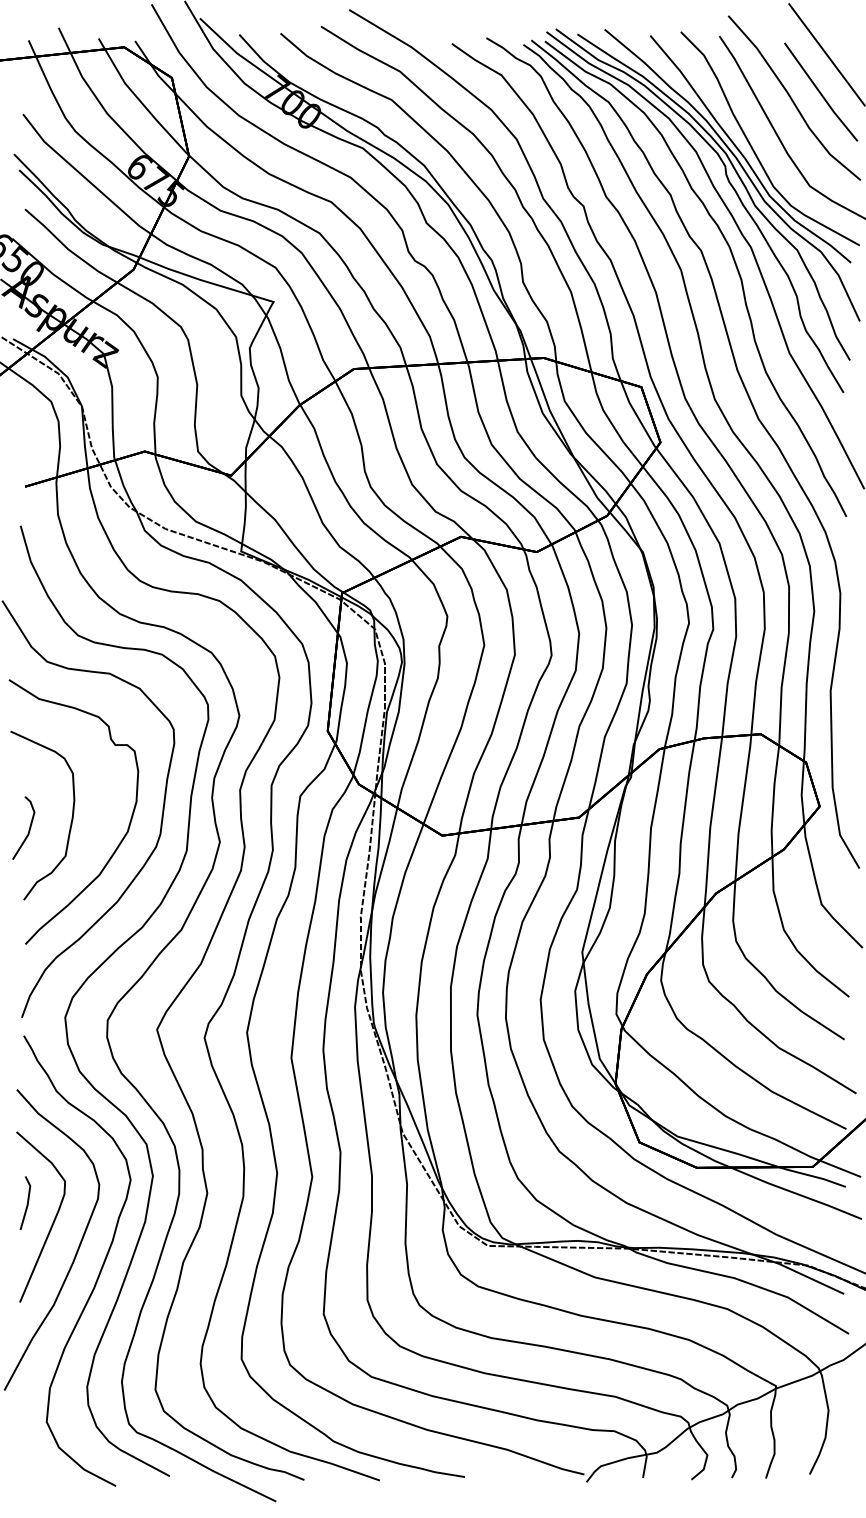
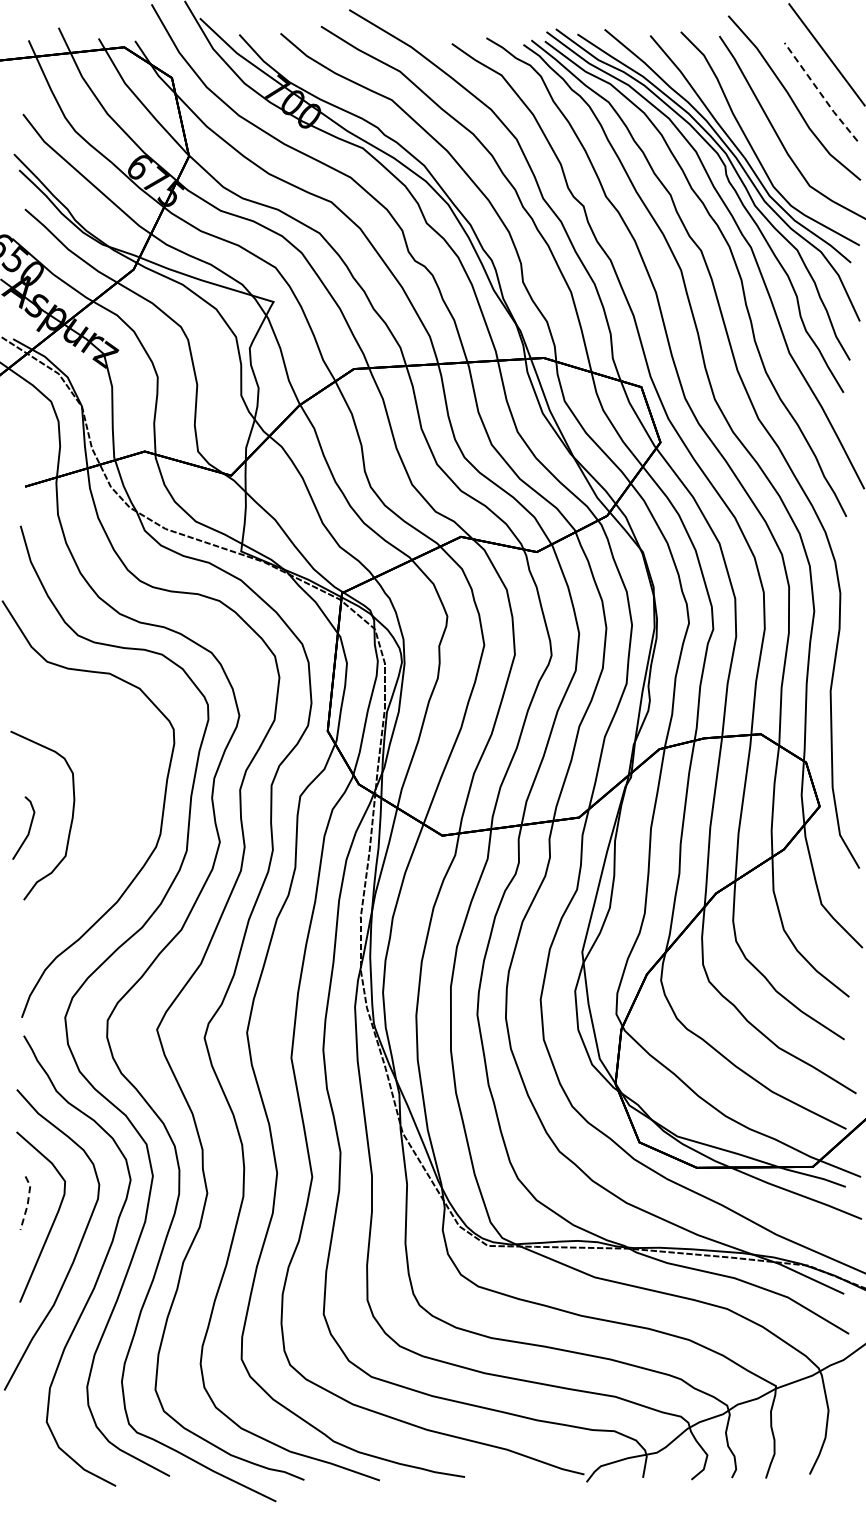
line: solid -> dashed (820, 93)
curve: present -> none (119, 842)
line: solid -> dashed (27, 1203)
